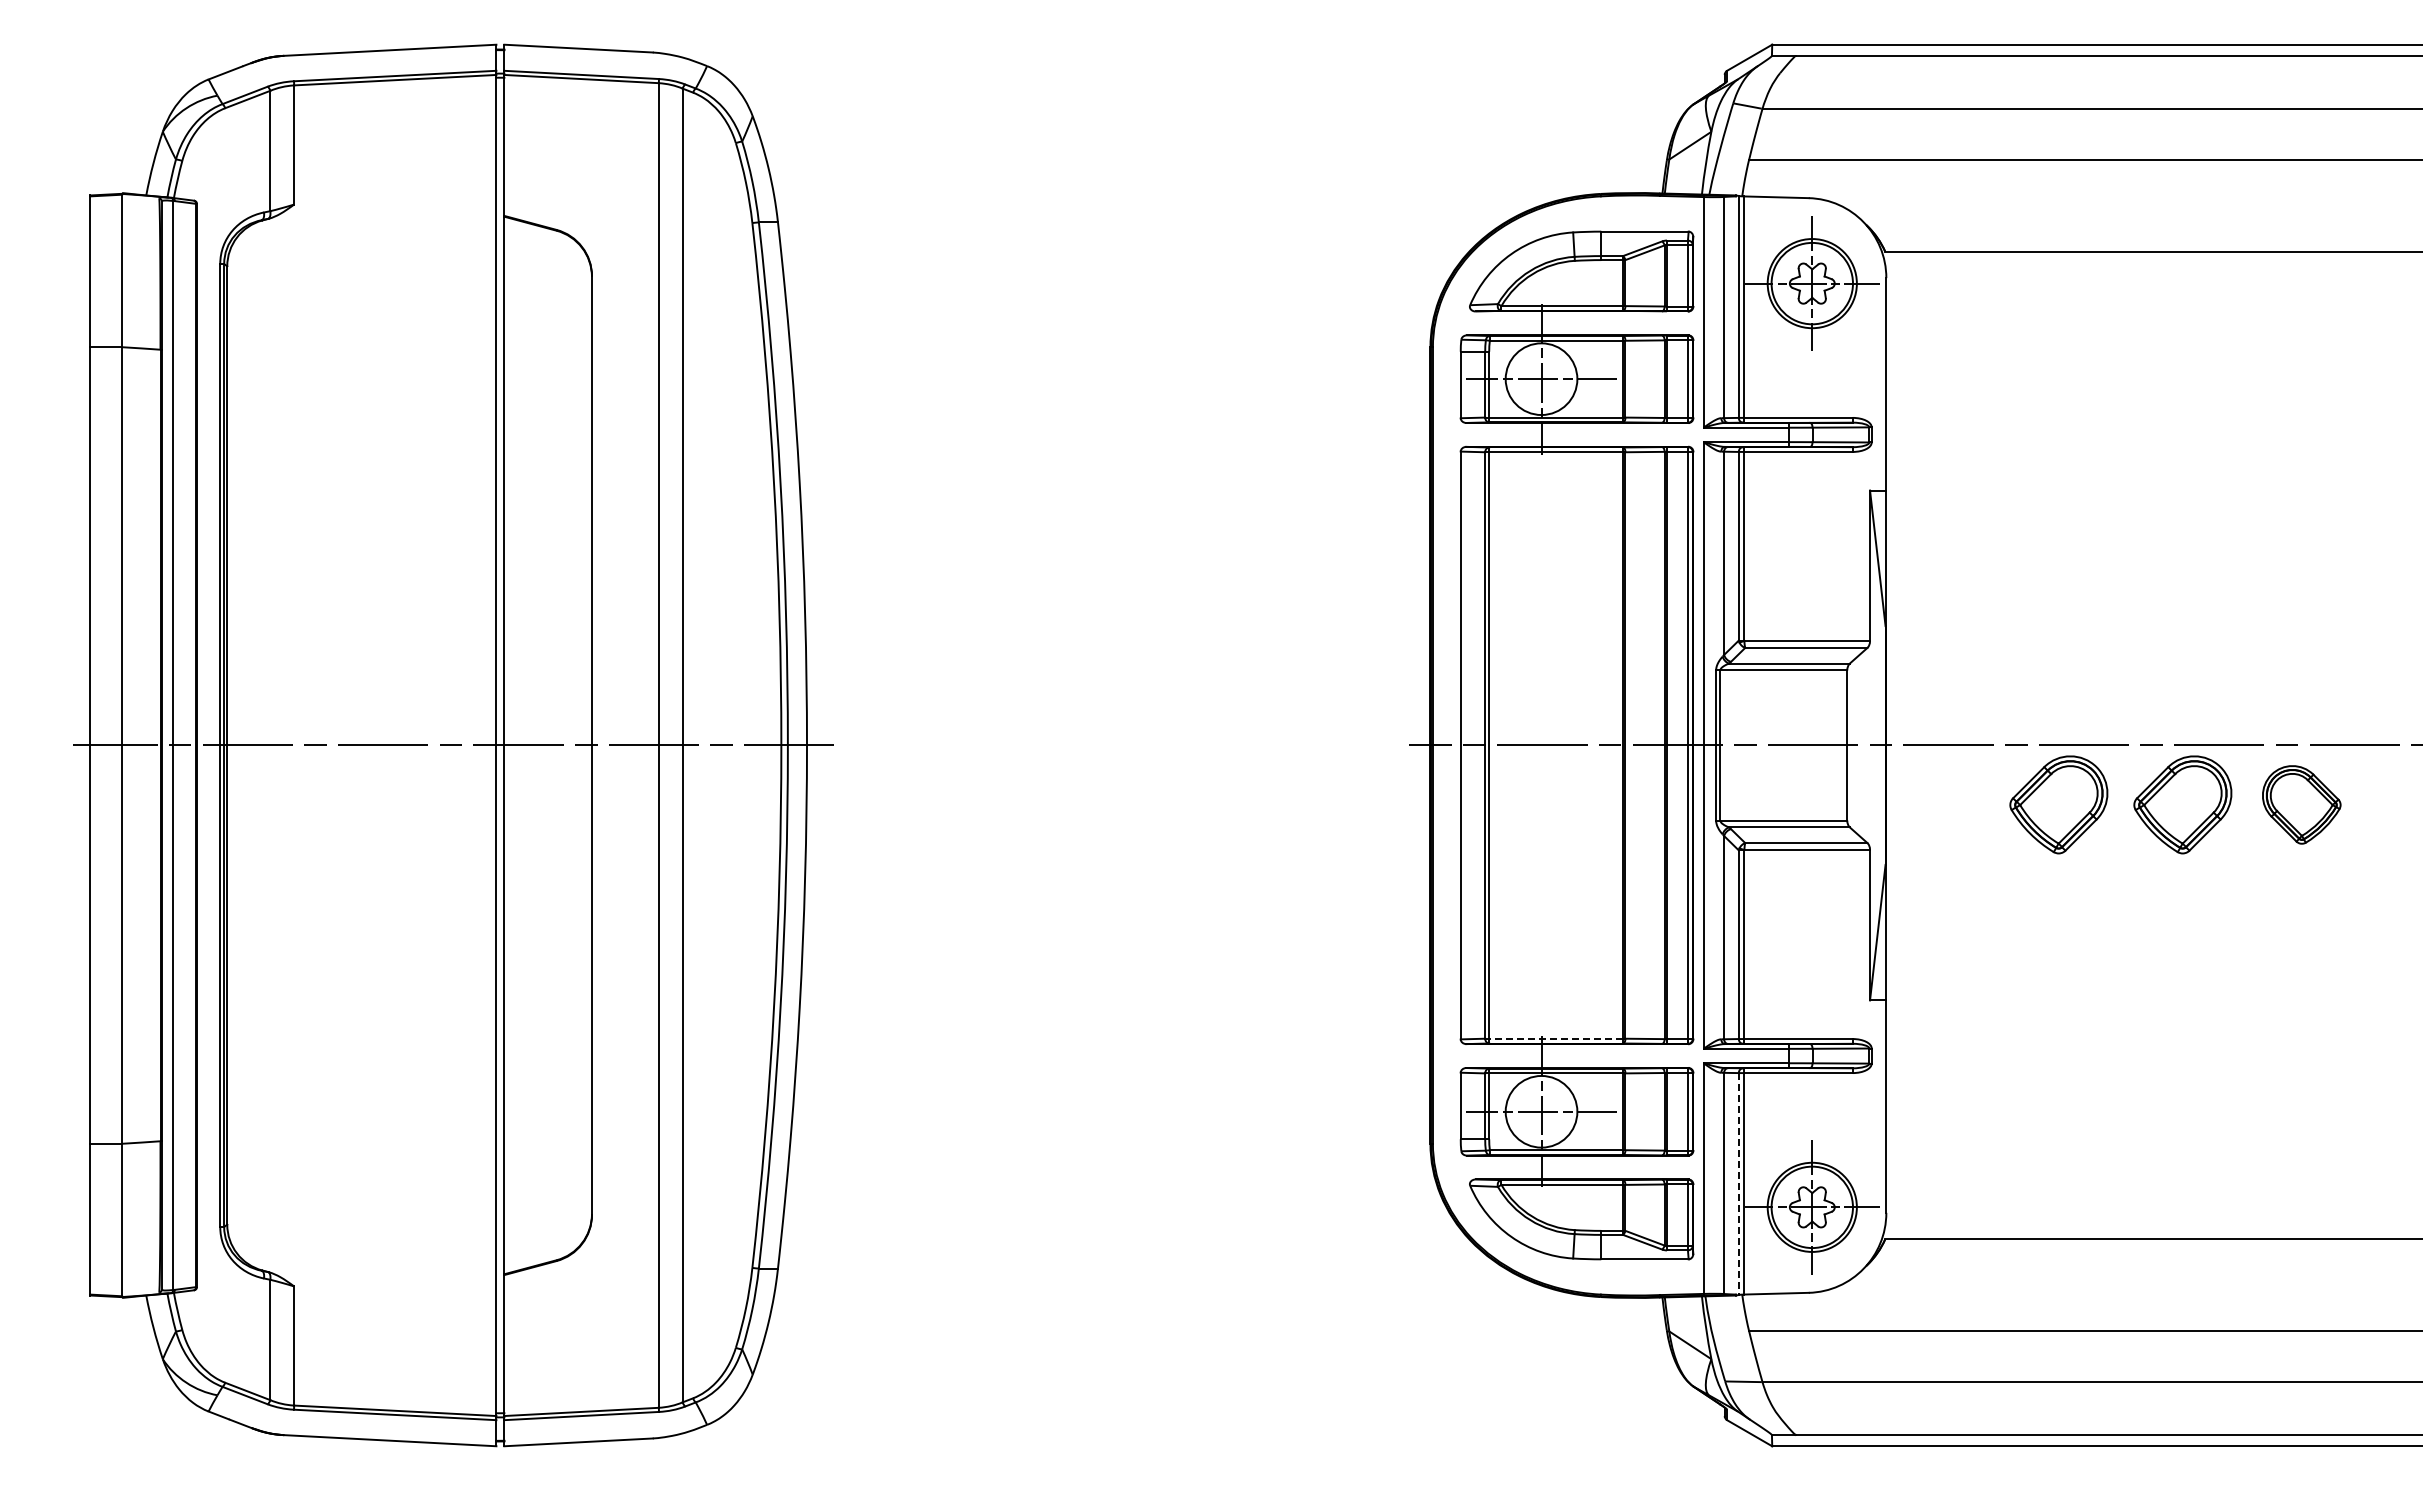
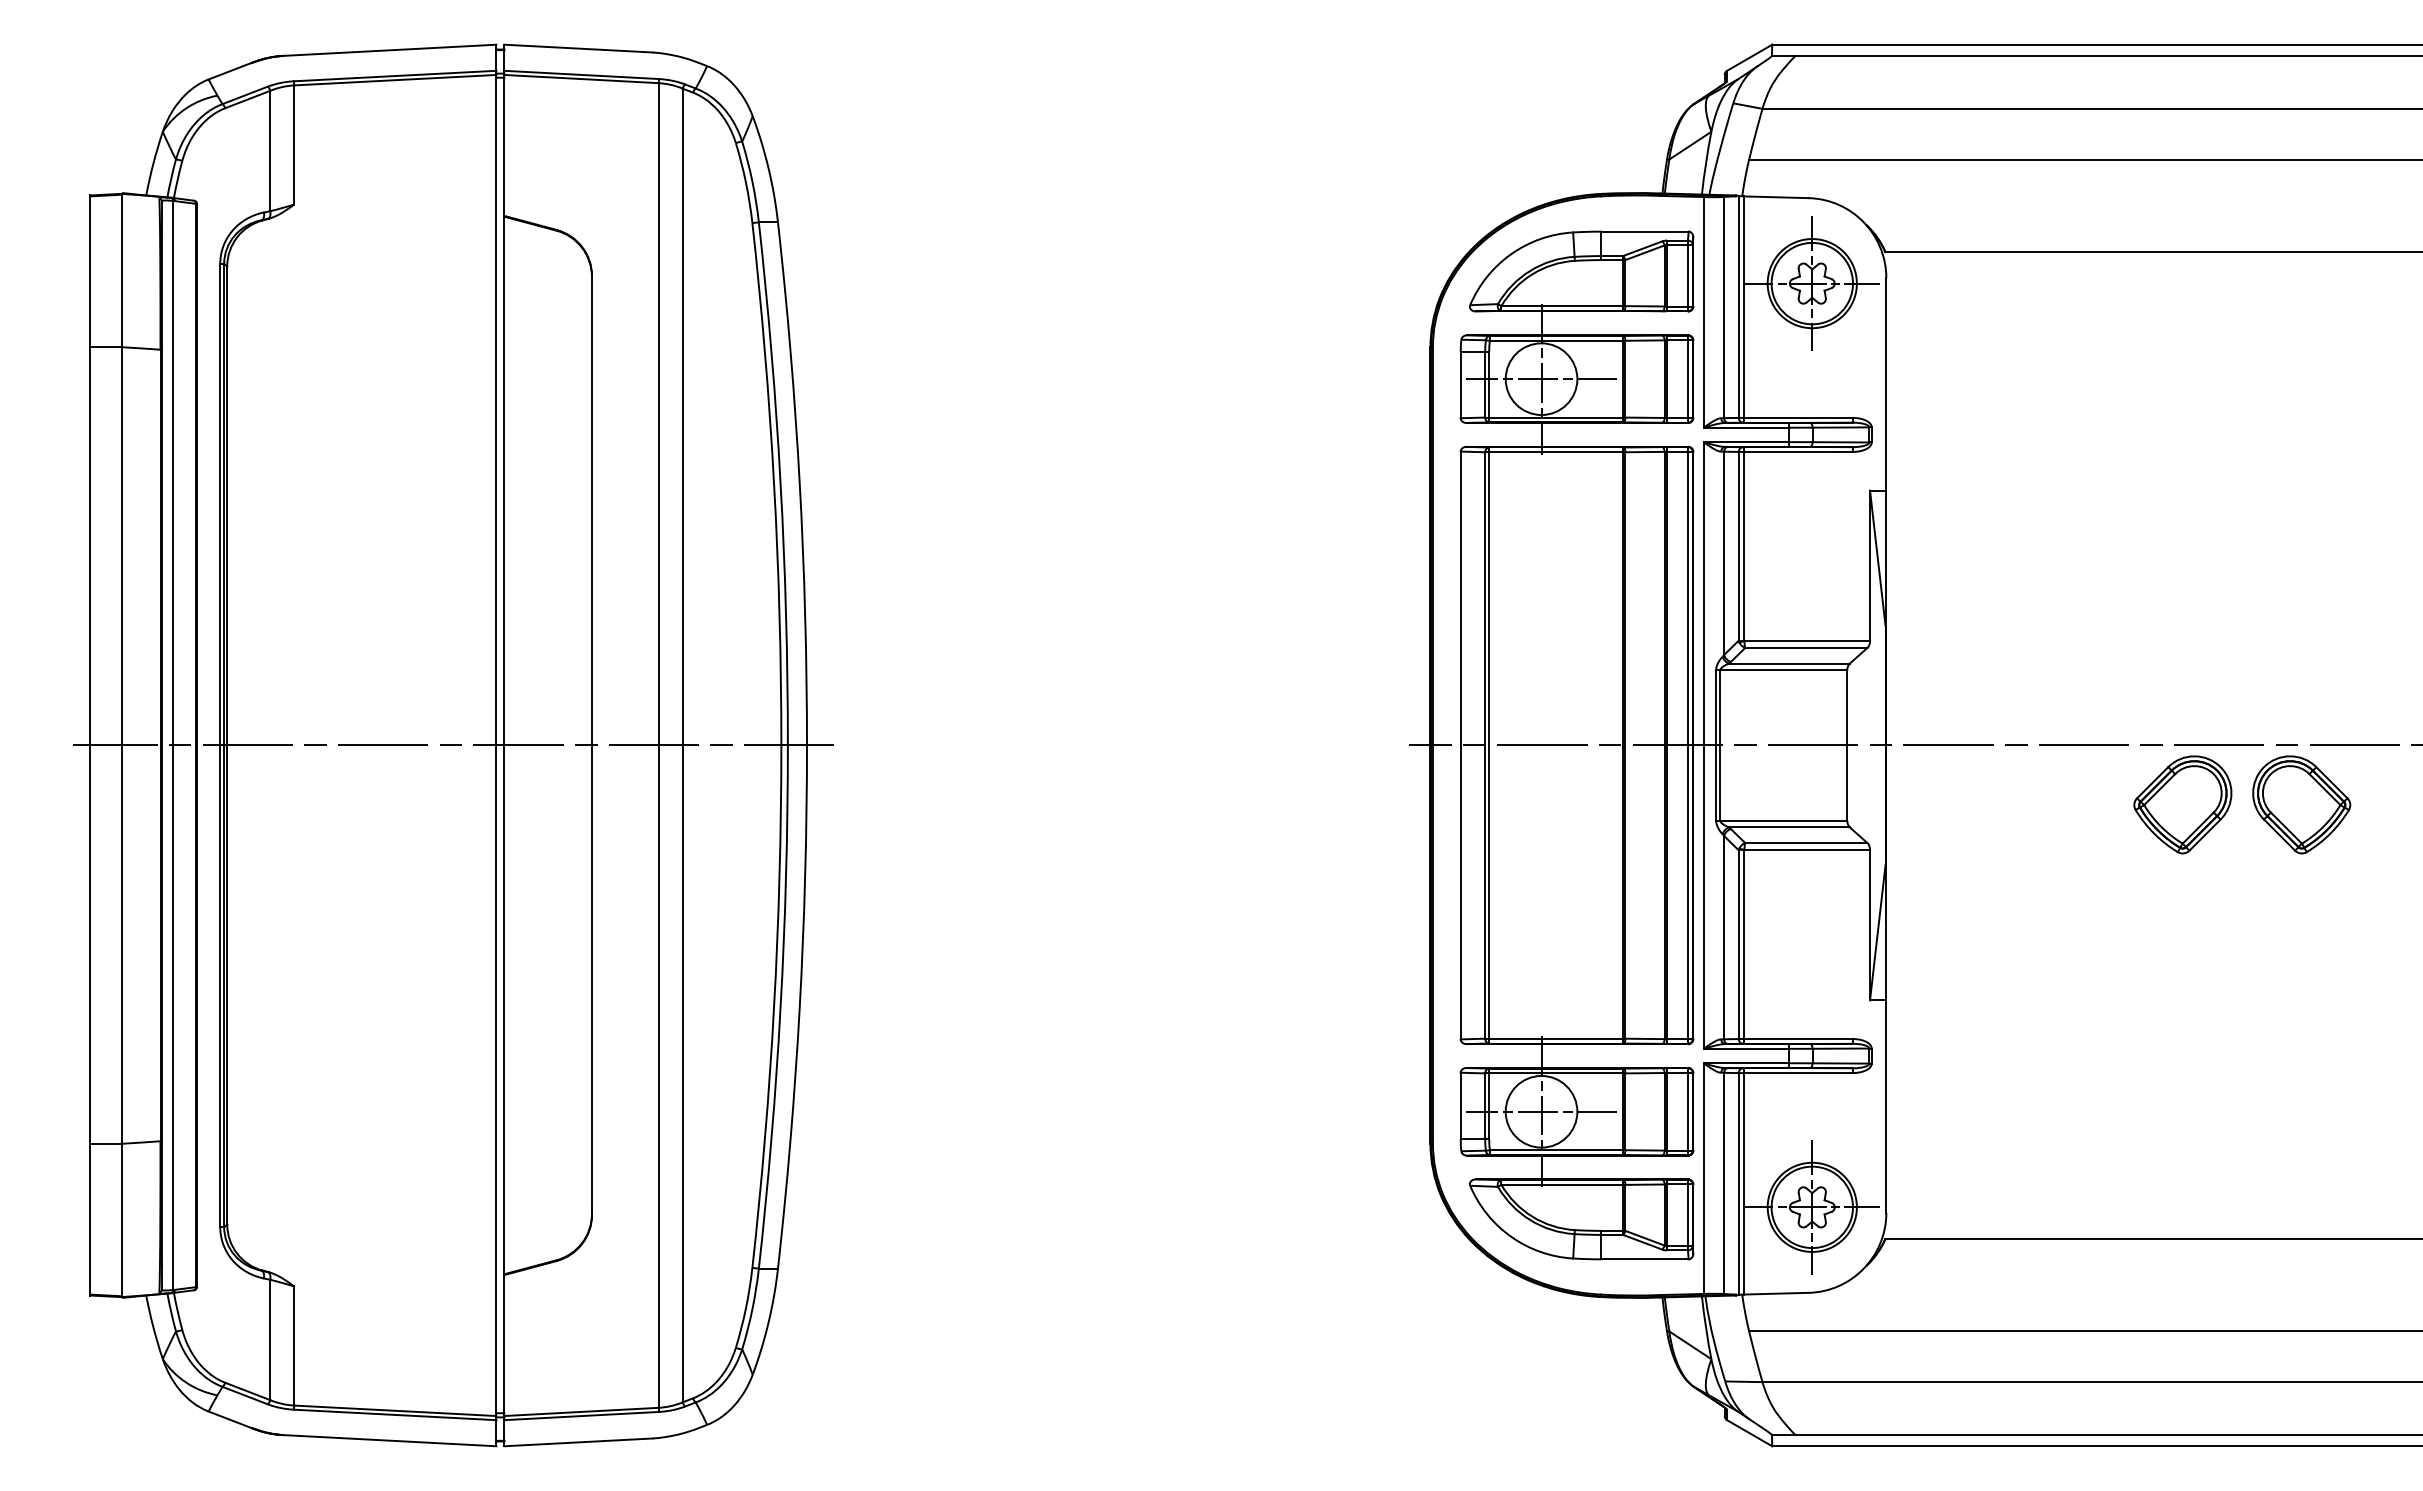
part: present -> none (2058, 804)
part size: 80x80 px -> 100x100 px (2301, 804)
line: dashed -> solid (1556, 1038)
line: dashed -> solid (1738, 1184)
